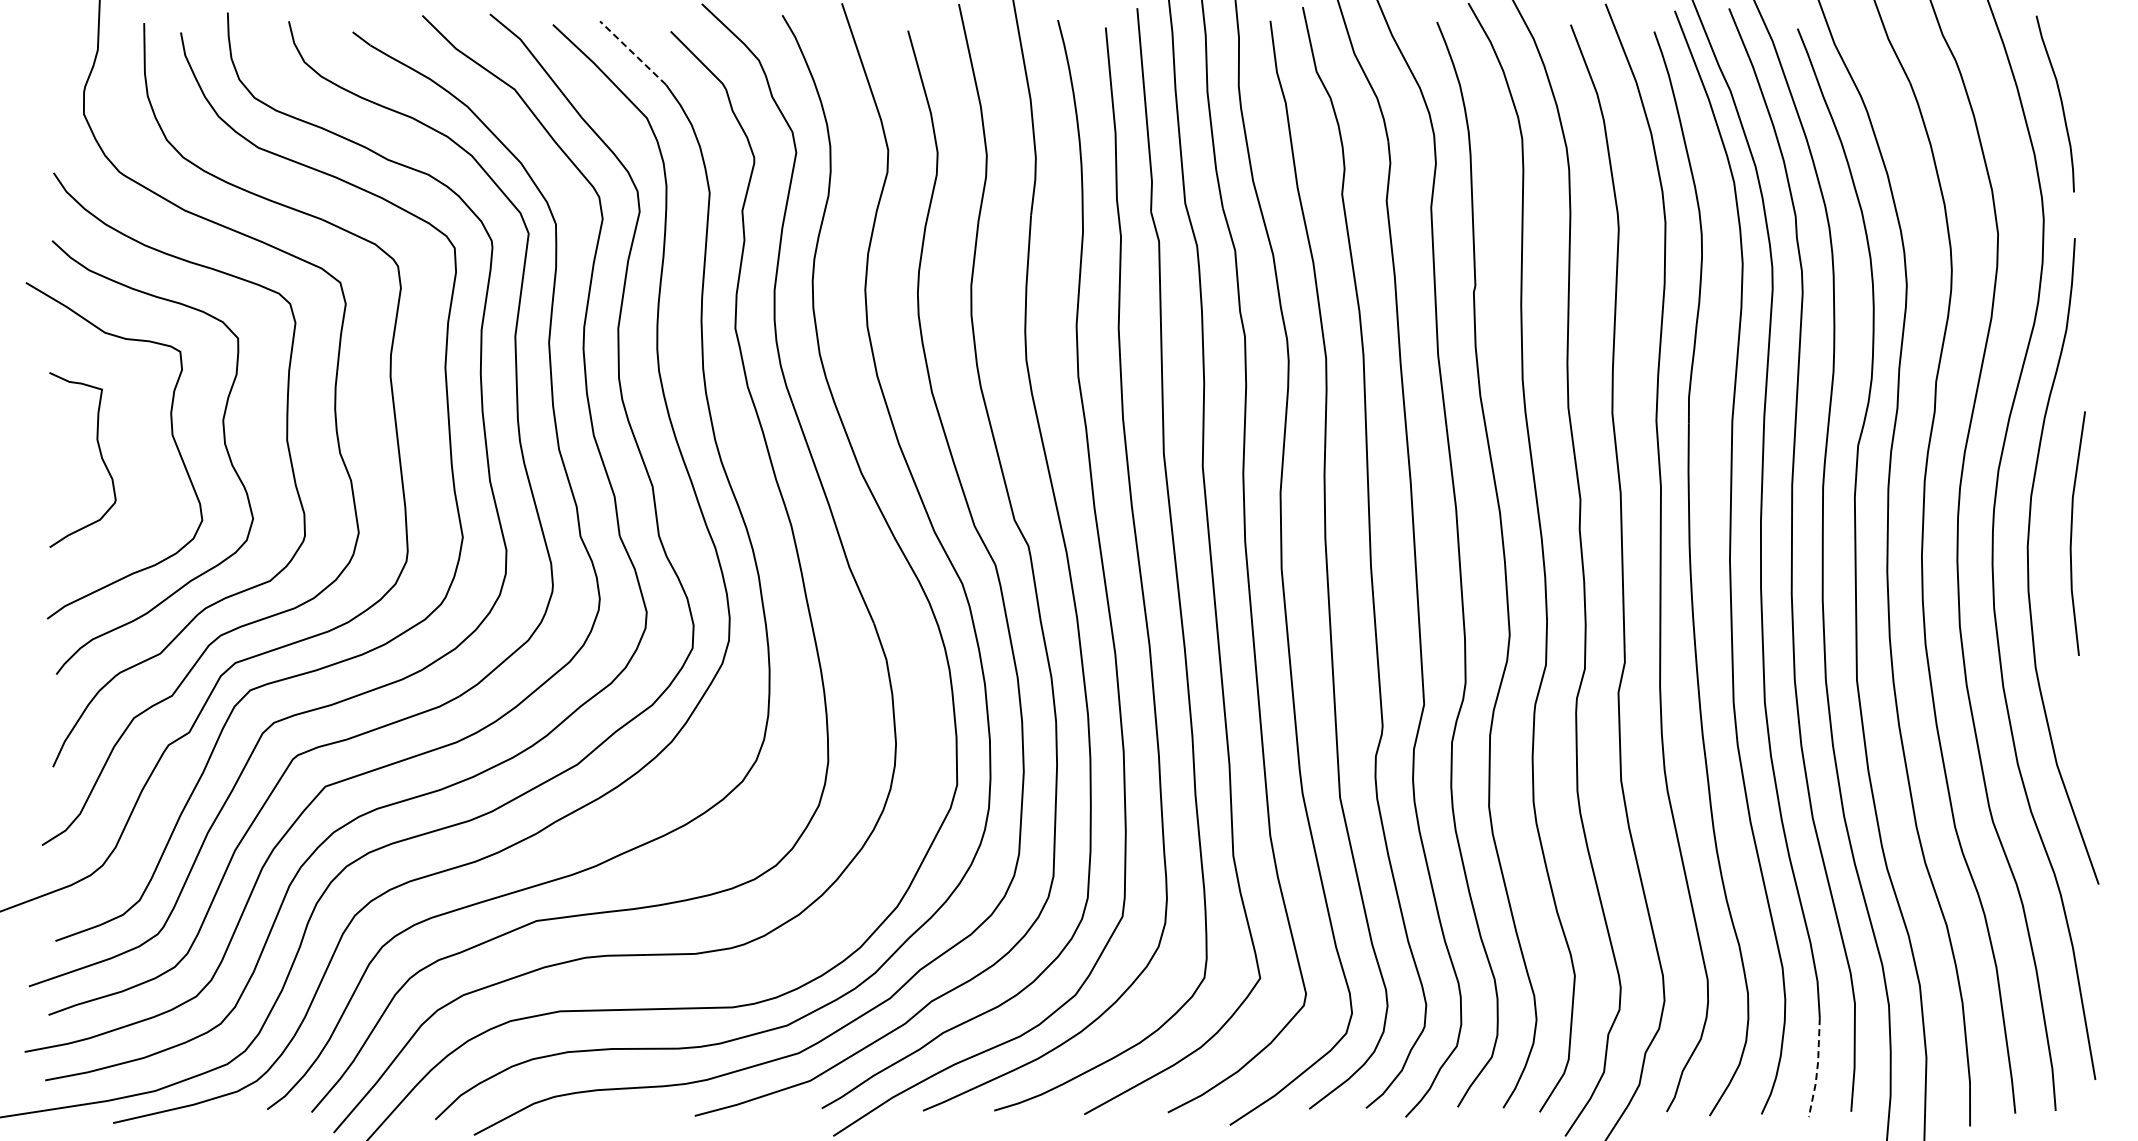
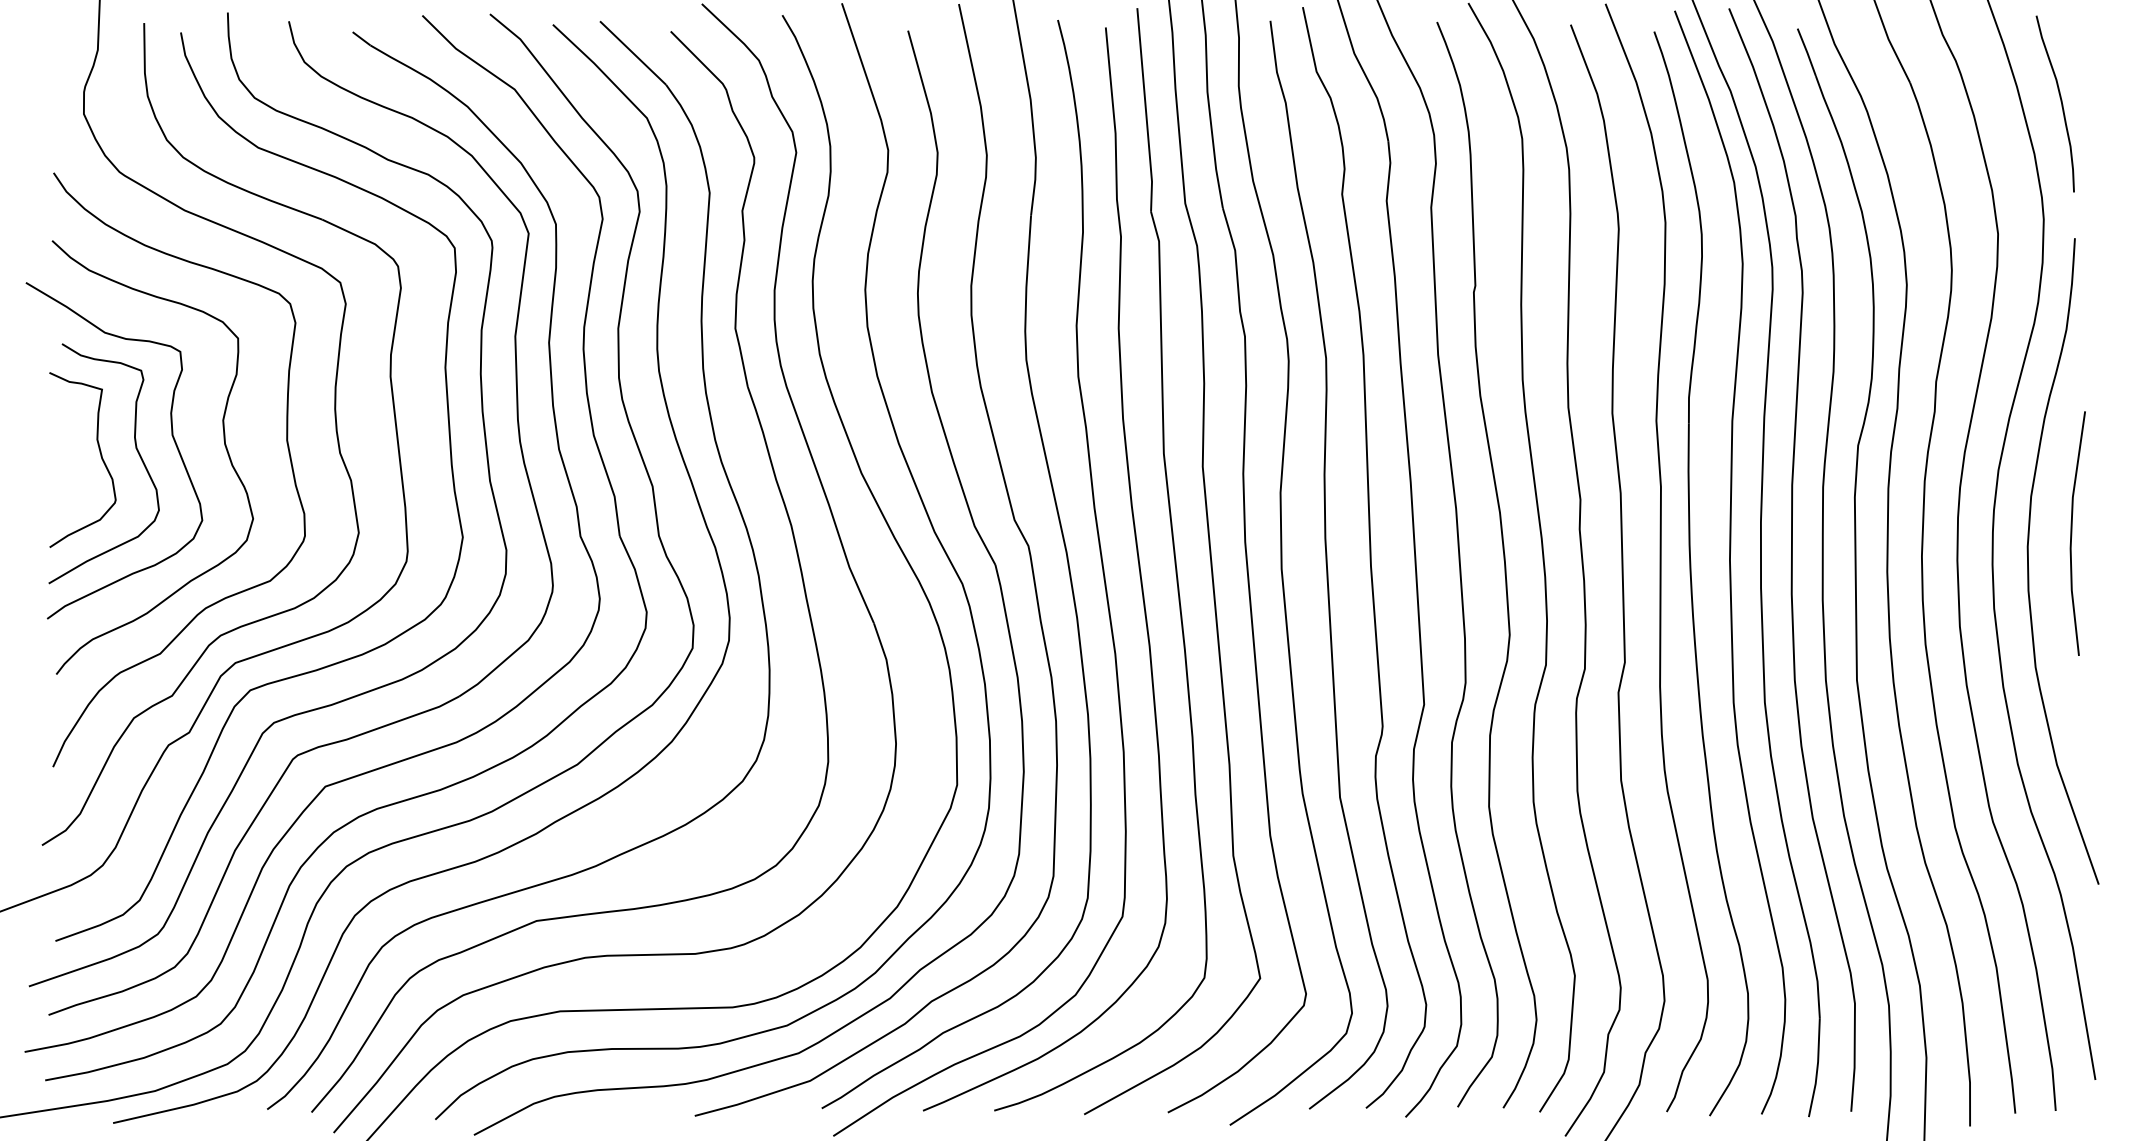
line: dashed -> solid (632, 52)
curve: none -> present (135, 448)
line: dashed -> solid (1817, 1067)
